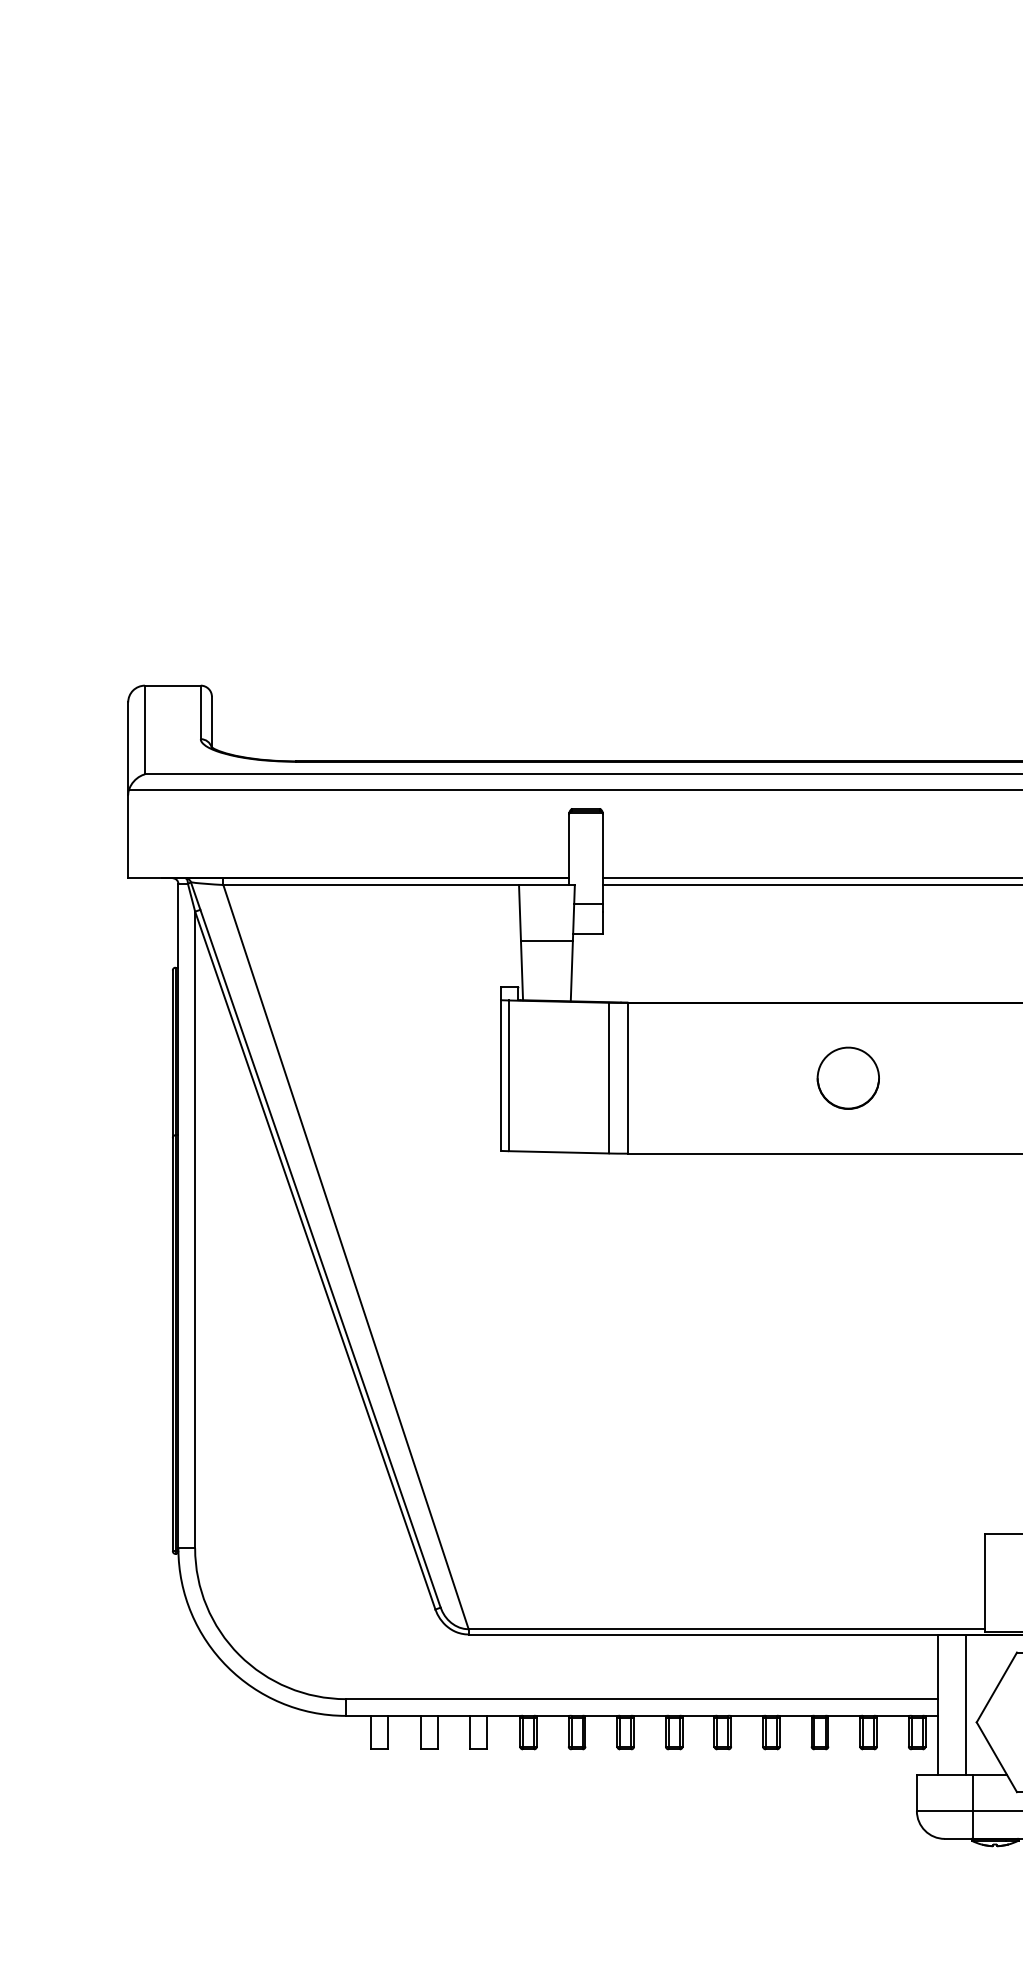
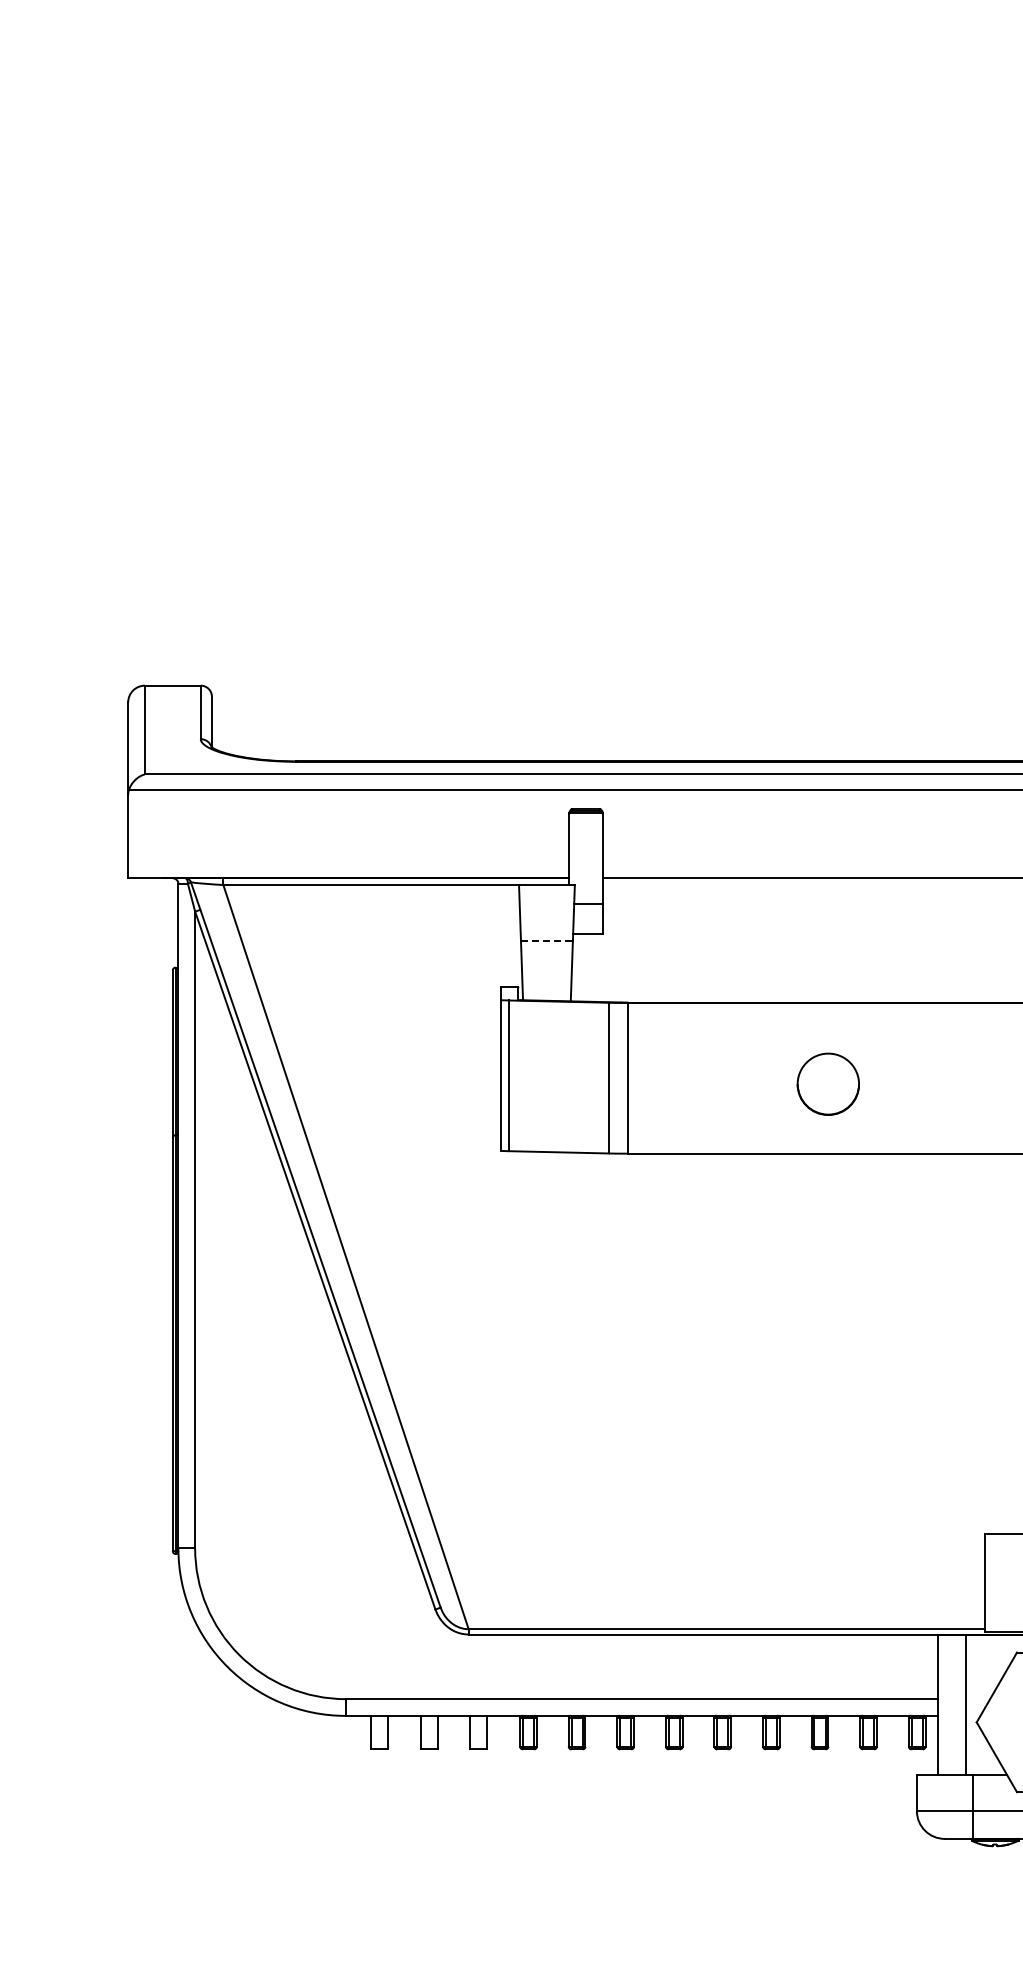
line: present -> none (810, 885)
line: solid -> dashed (546, 940)
part position: (847, 1077) -> (827, 1083) (827, 1083)
